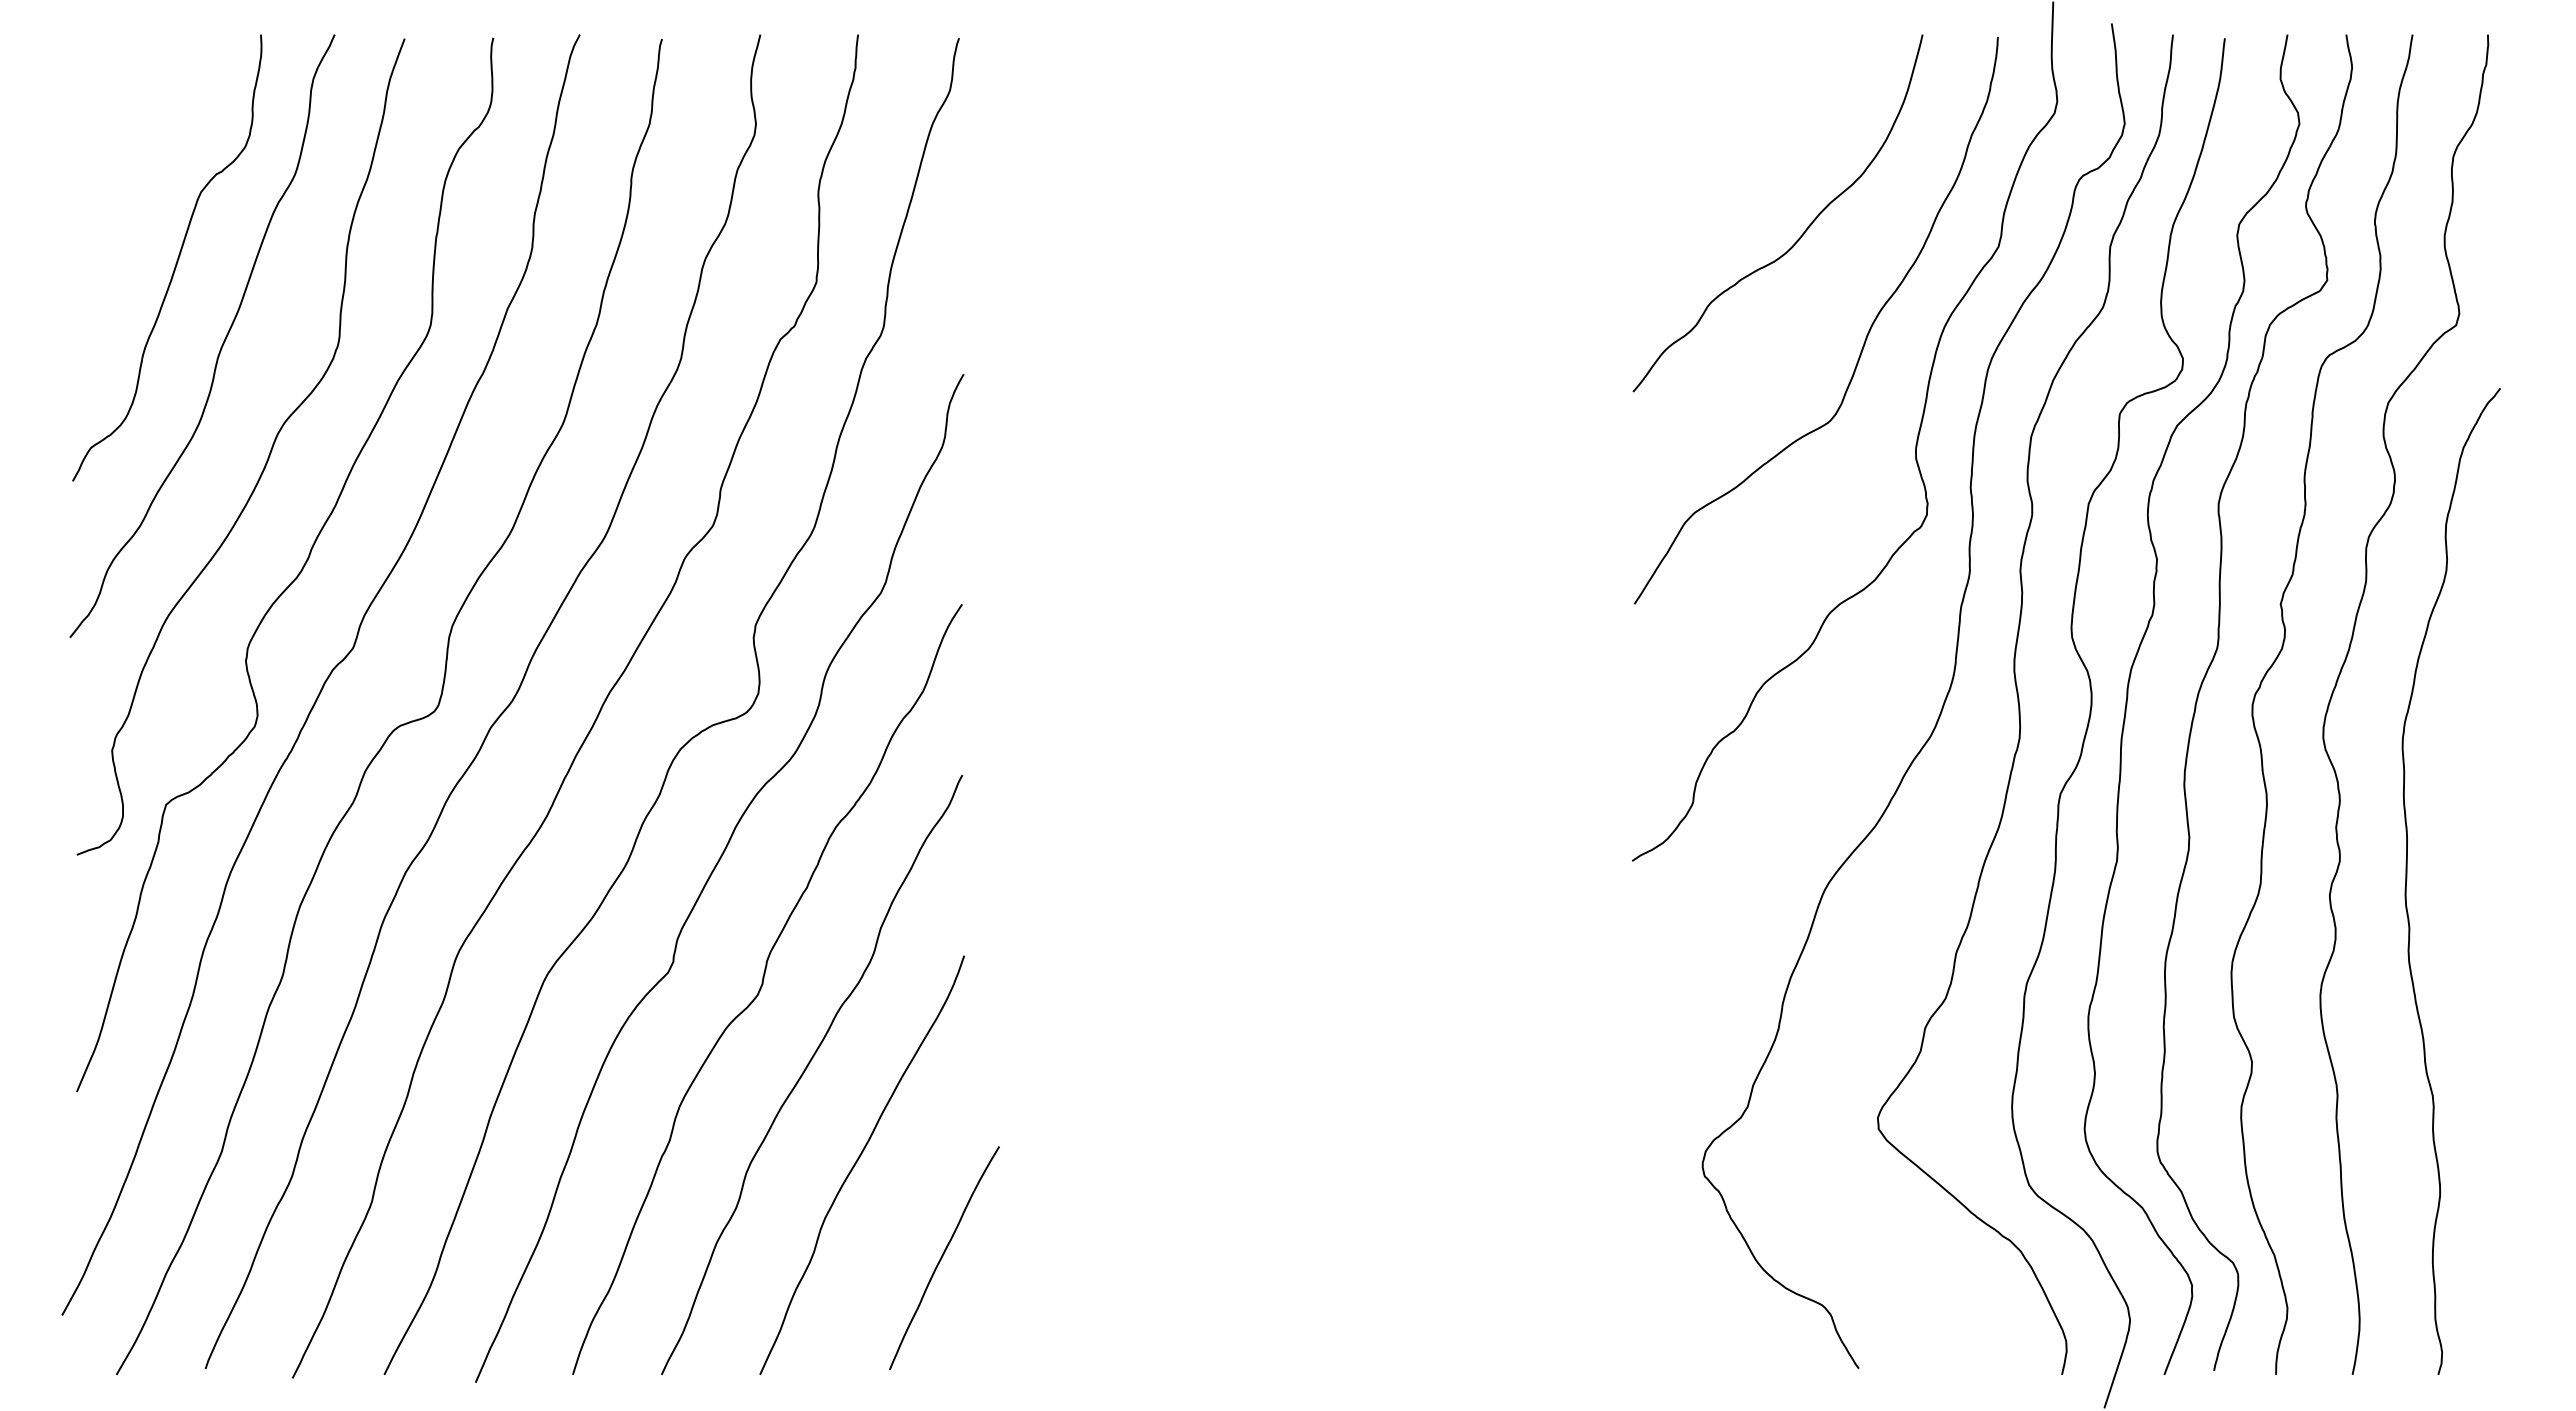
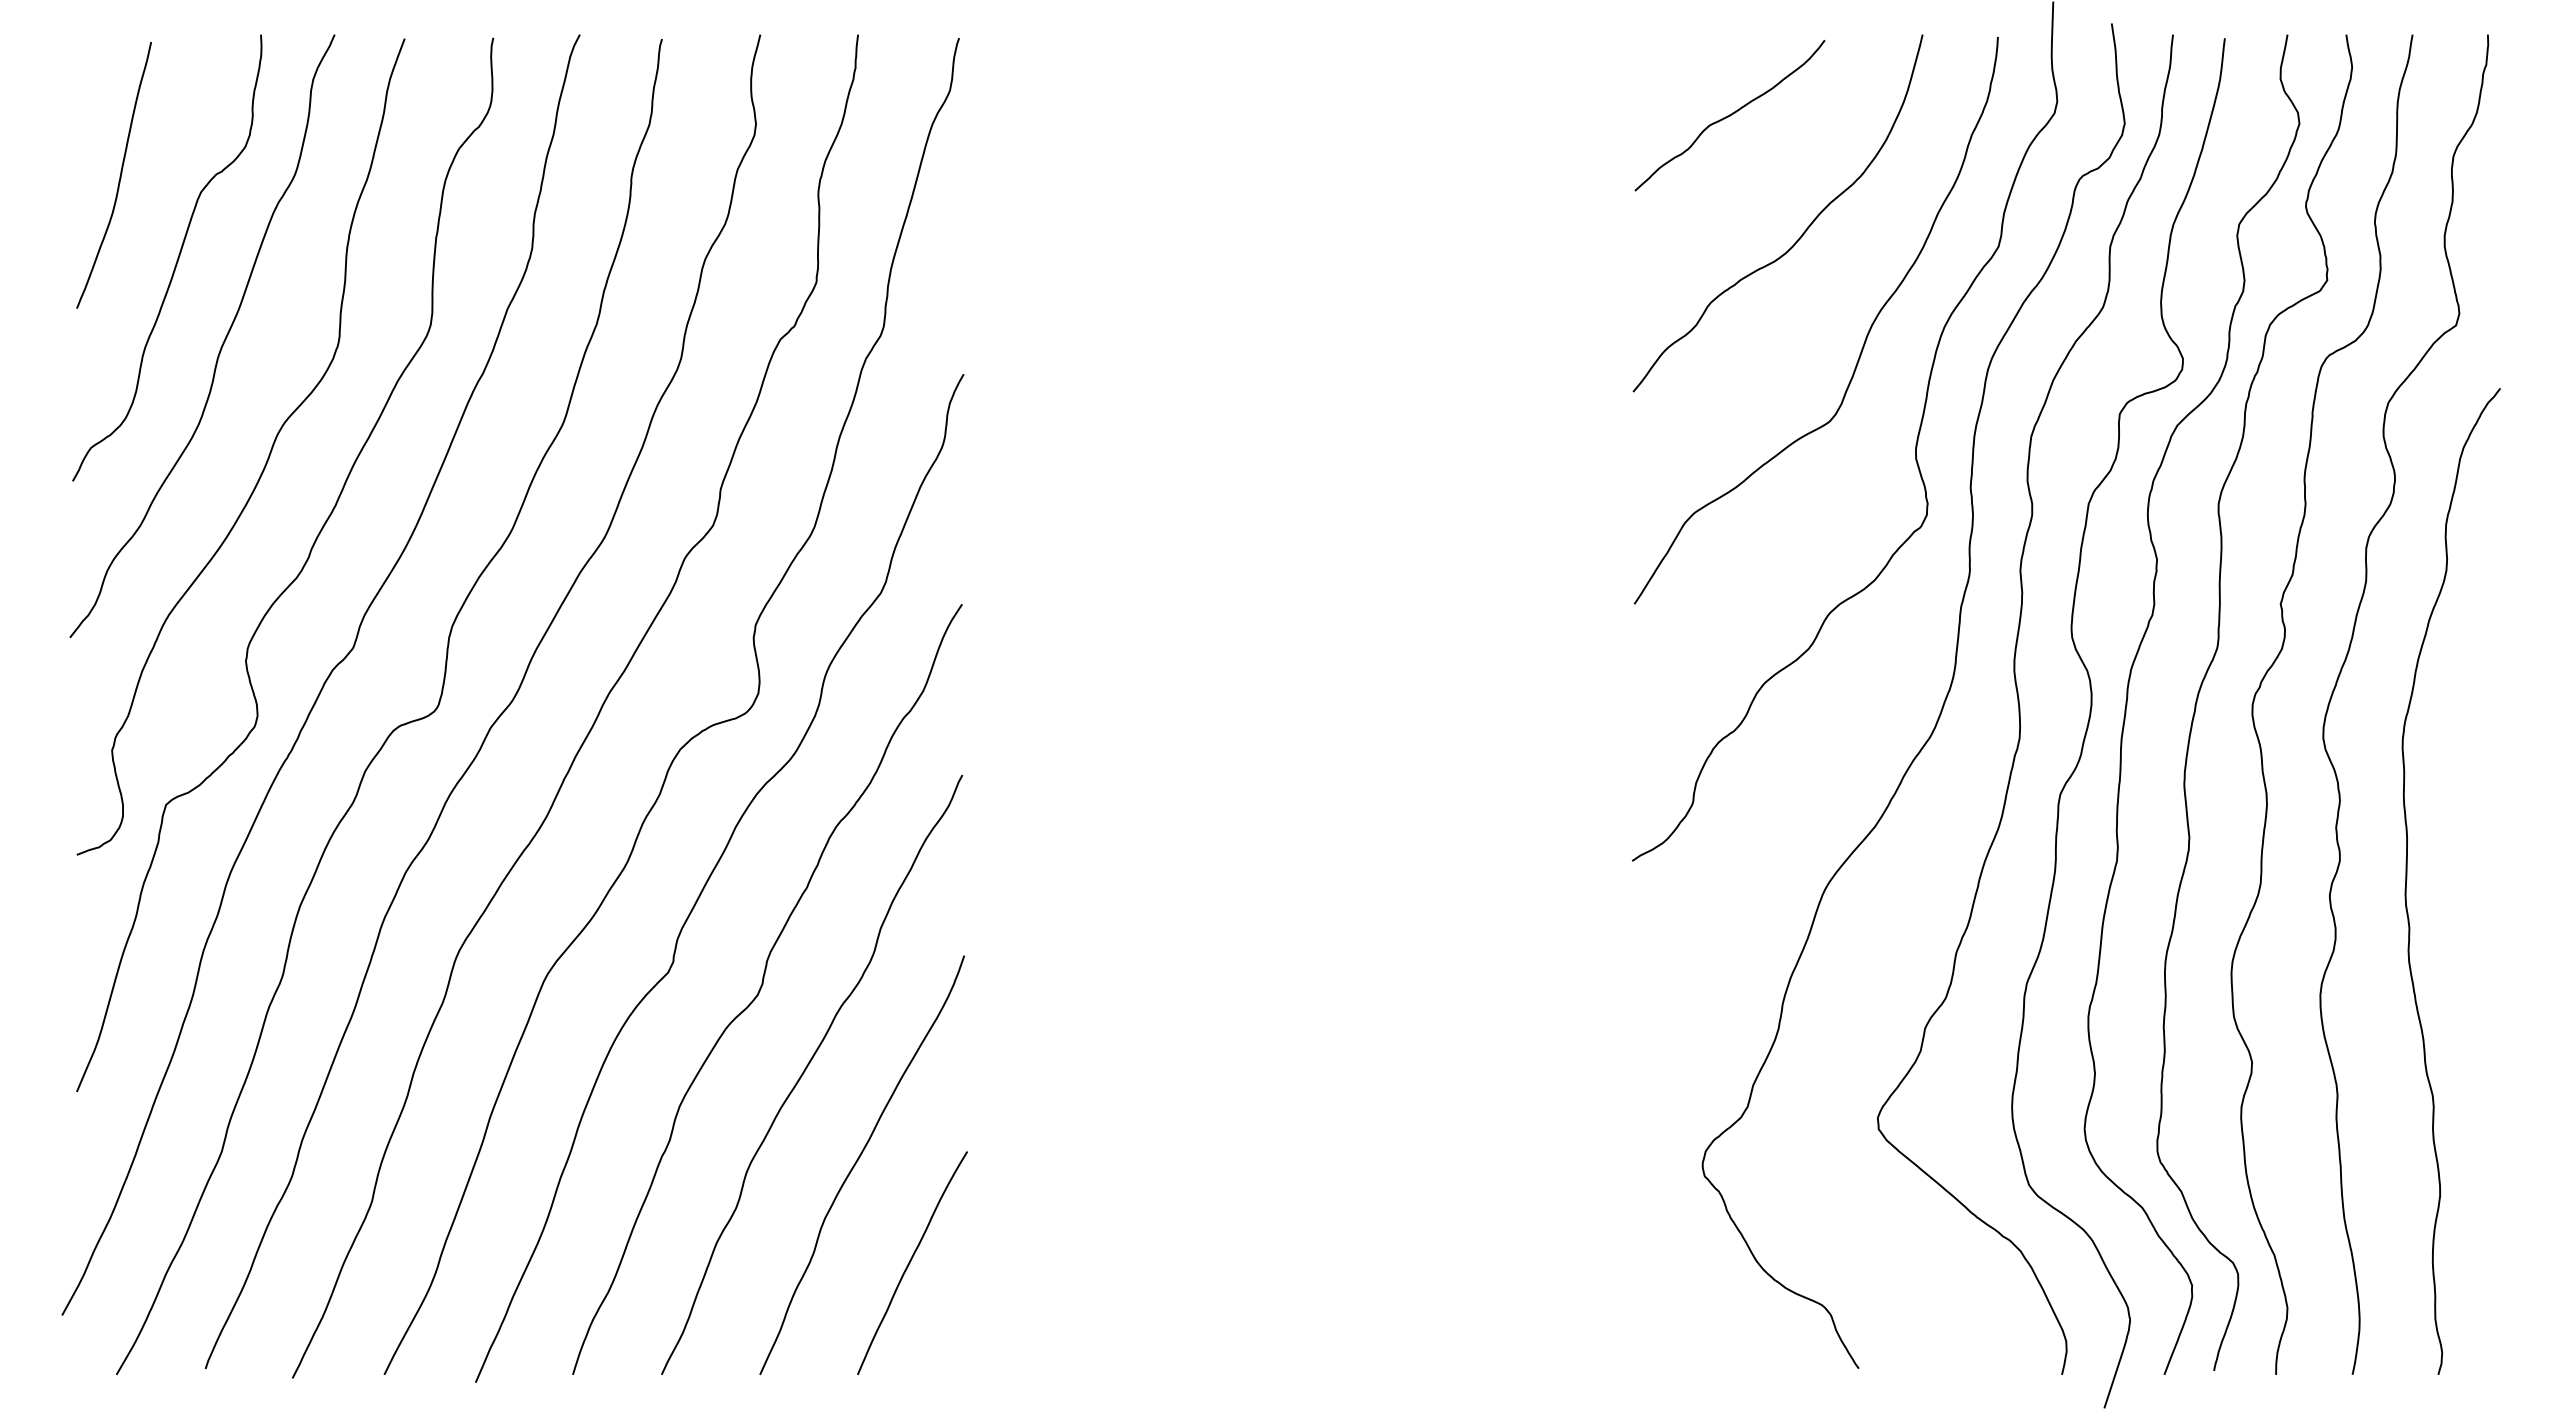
curve: none -> present (1729, 115)
curve: none -> present (119, 176)
curve position: (943, 1256) -> (911, 1261) (911, 1261)
